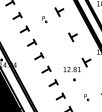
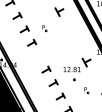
part position: (44, 19) -> (44, 28) (44, 28)
part: present -> none (72, 37)
part: present -> none (39, 56)
part position: (86, 97) -> (86, 90) (86, 90)
